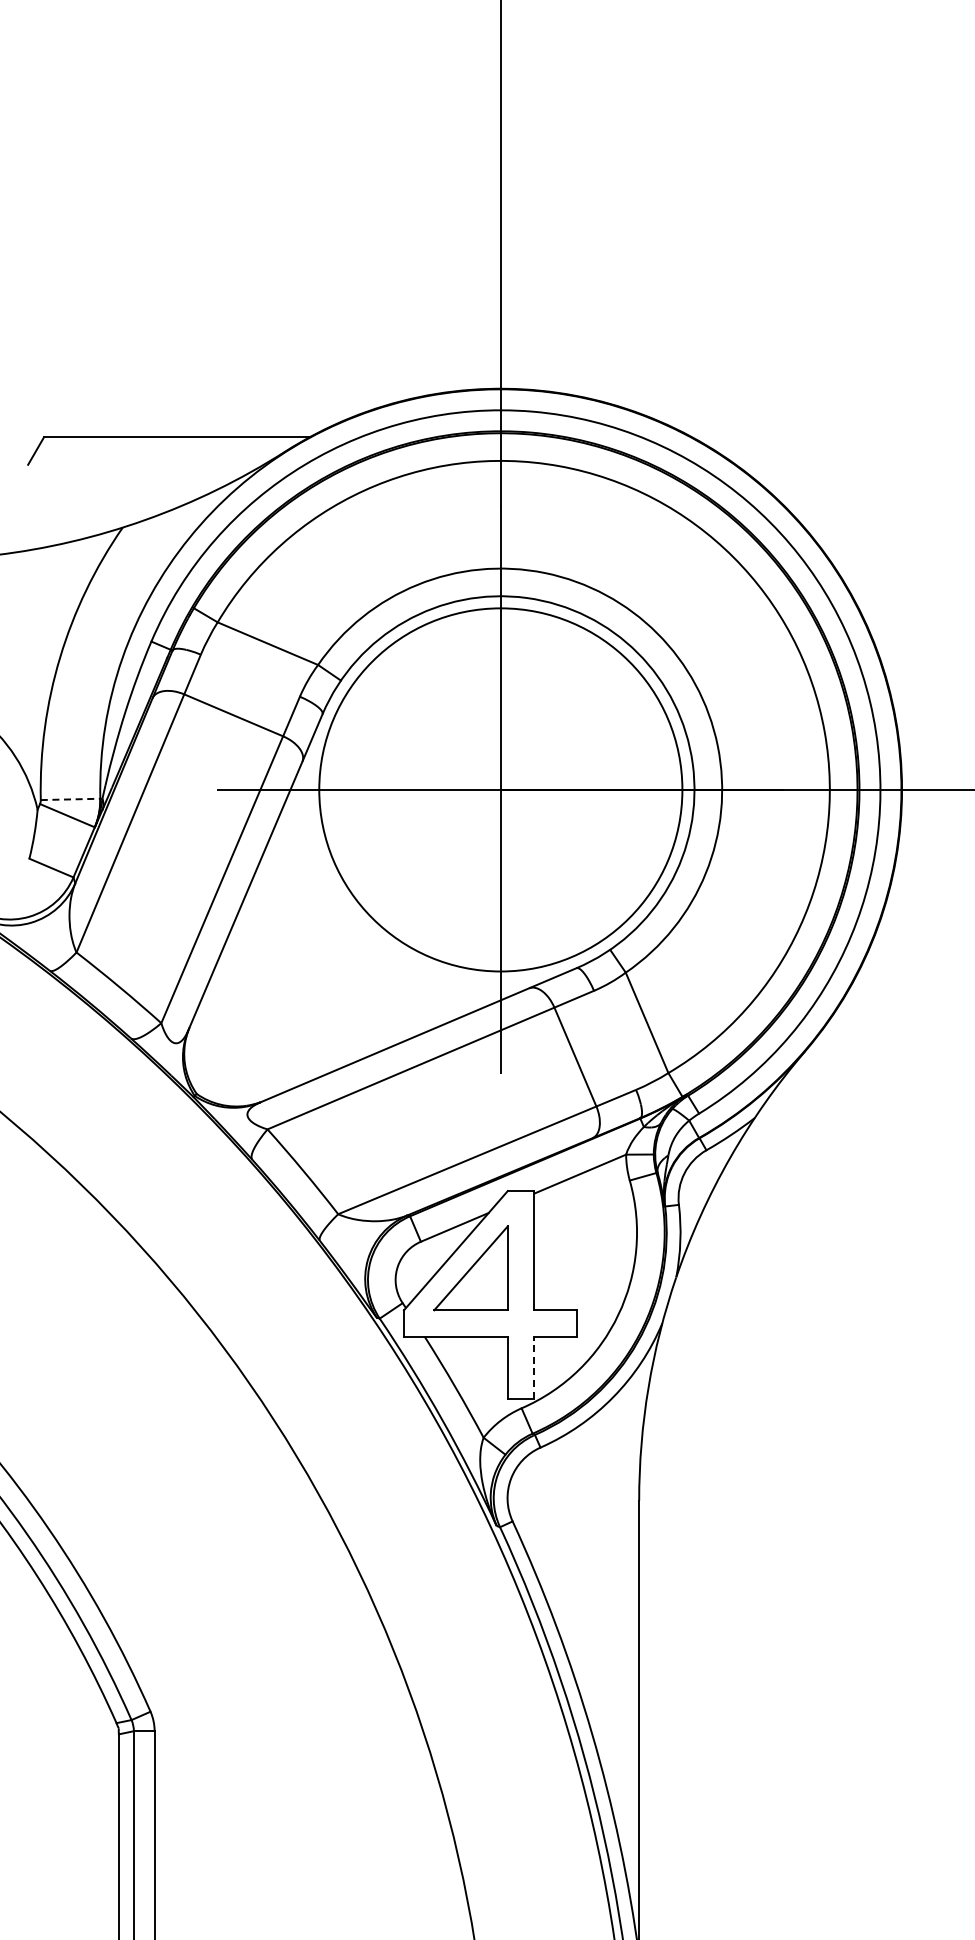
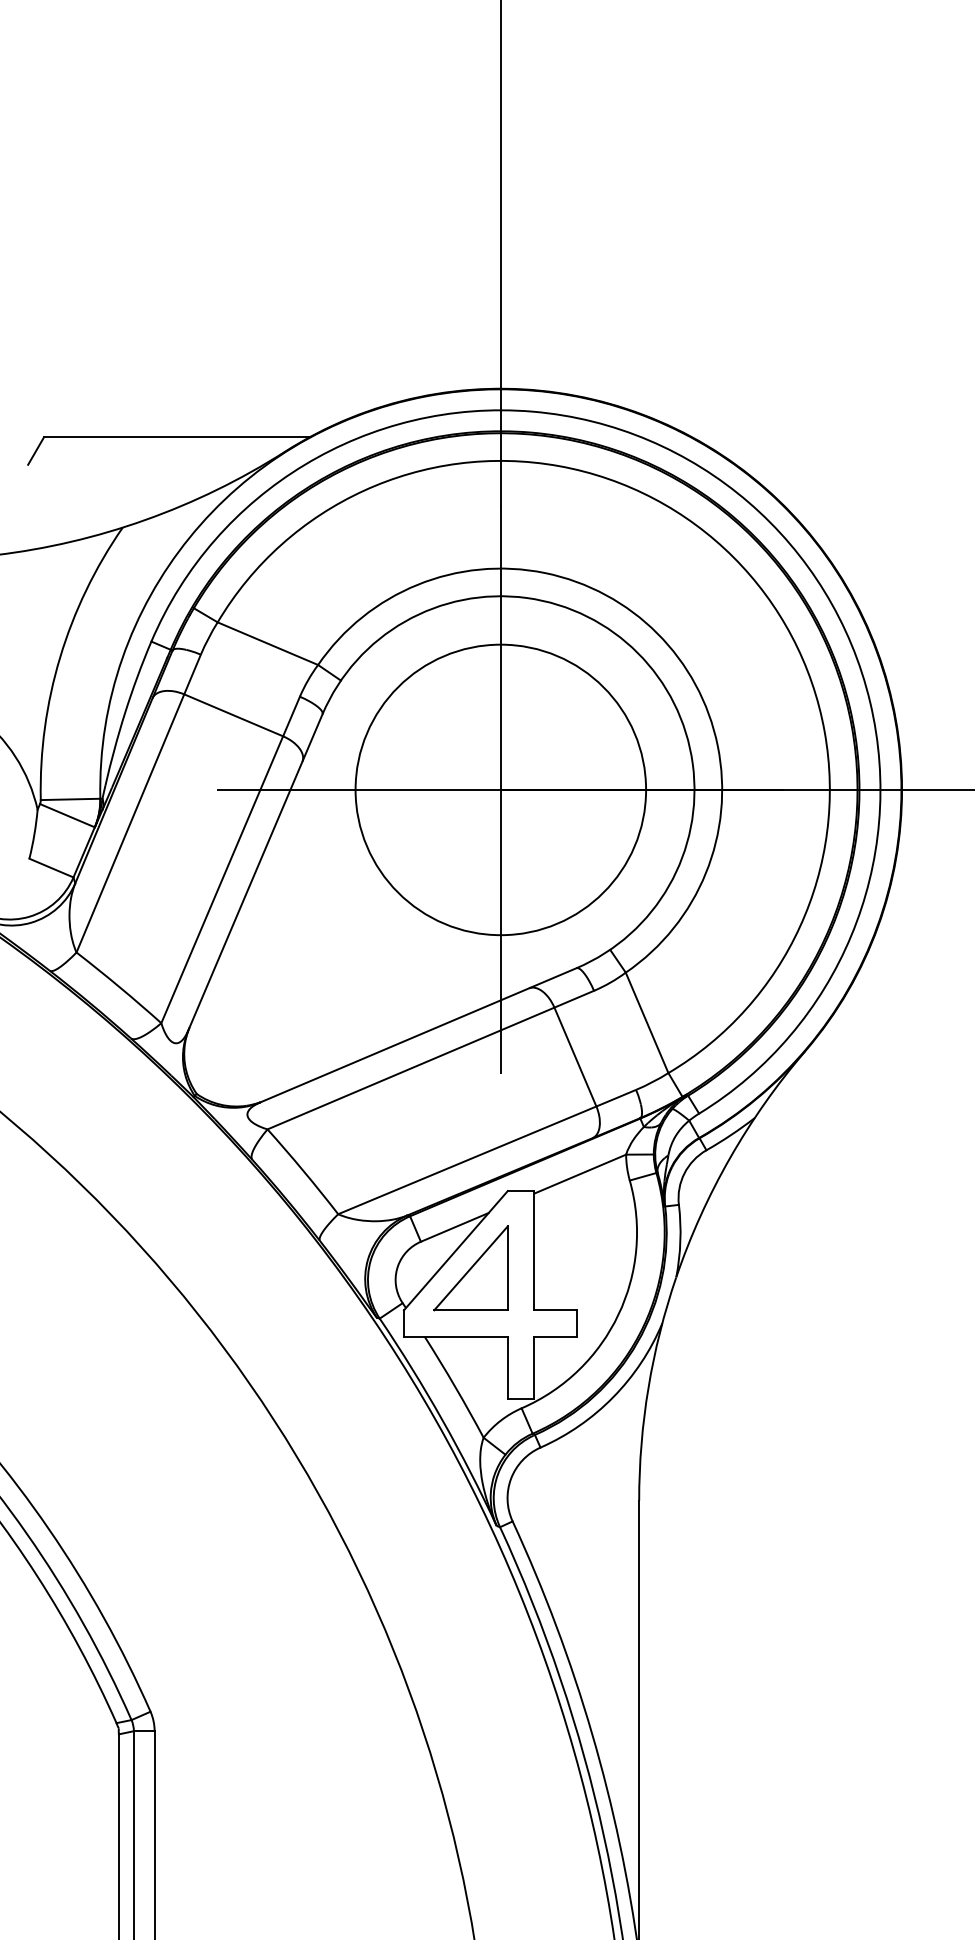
circle diameter: 363 px -> 291 px (500, 789)
line: dashed -> solid (71, 799)
line: dashed -> solid (533, 1367)
